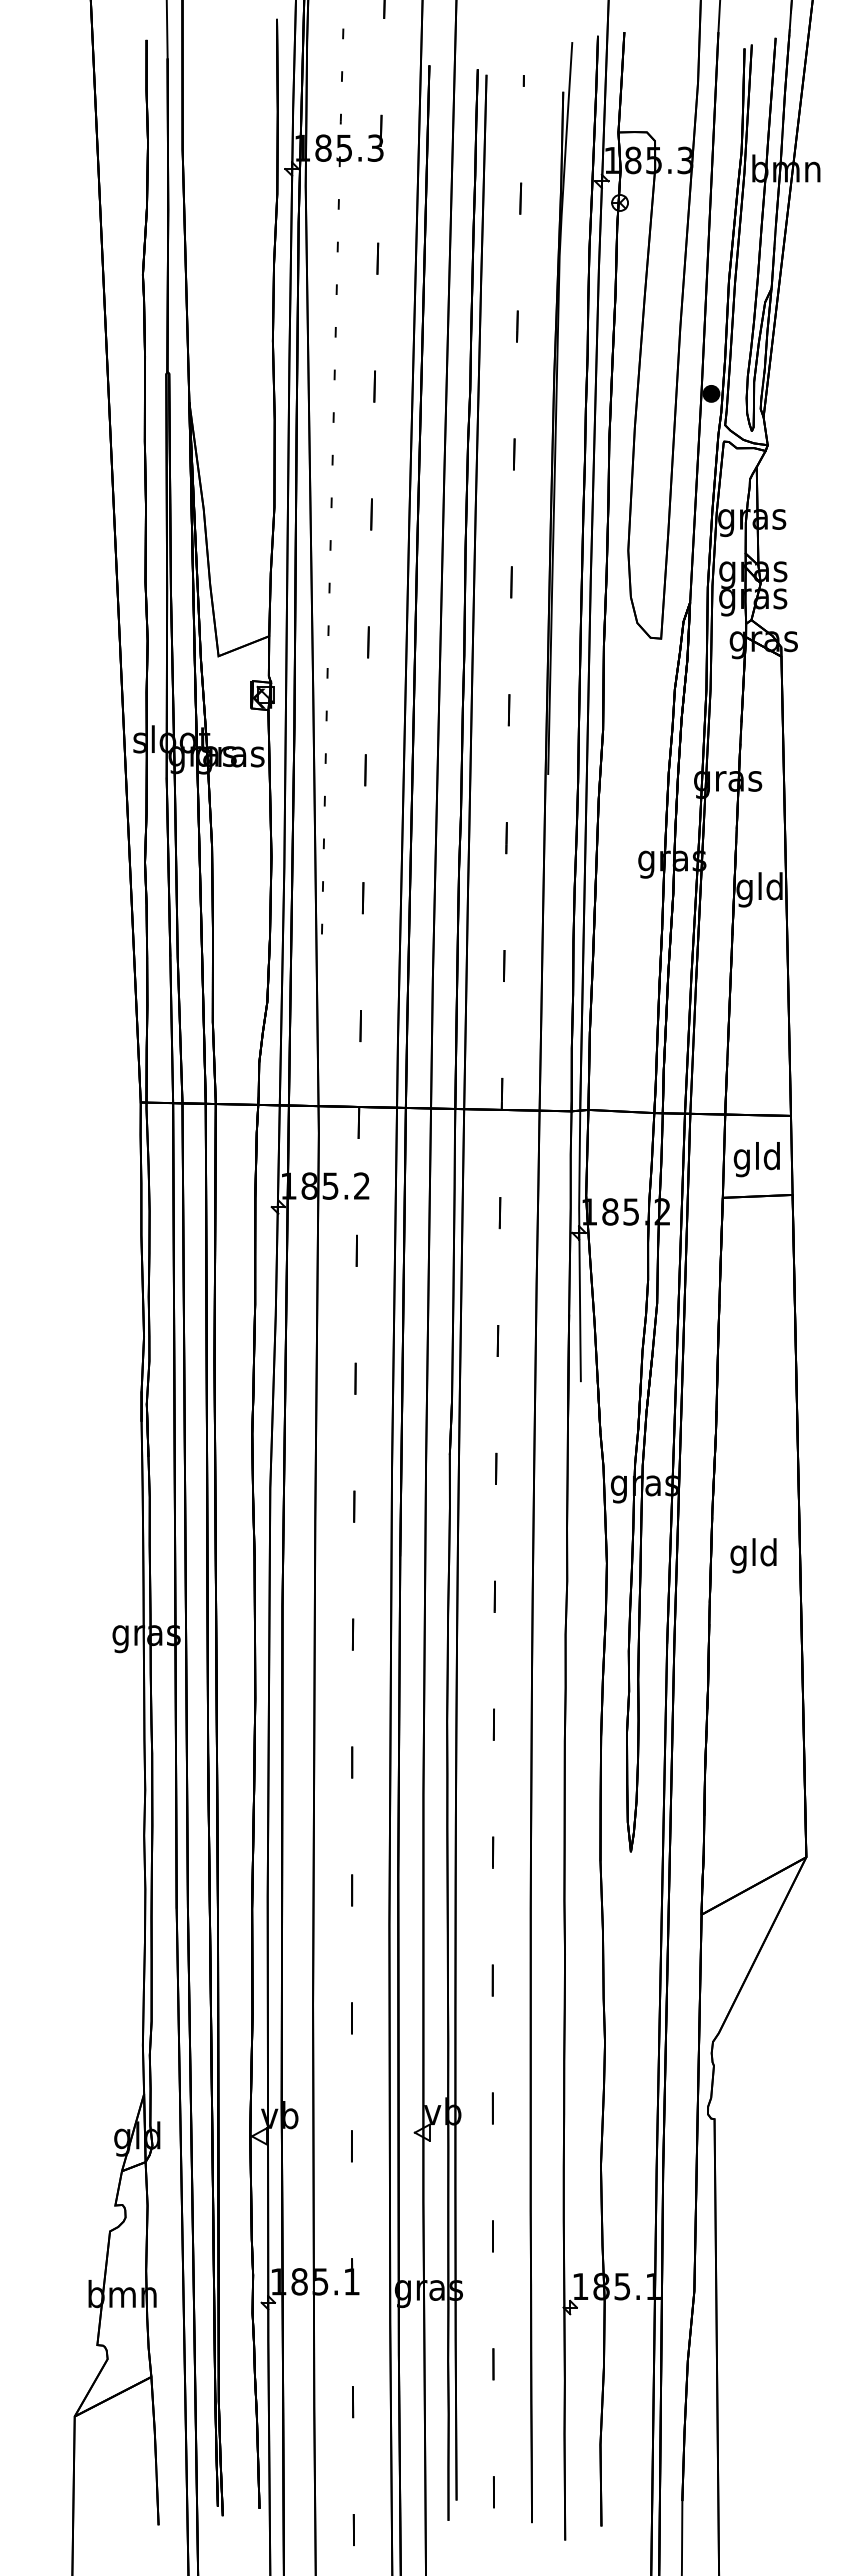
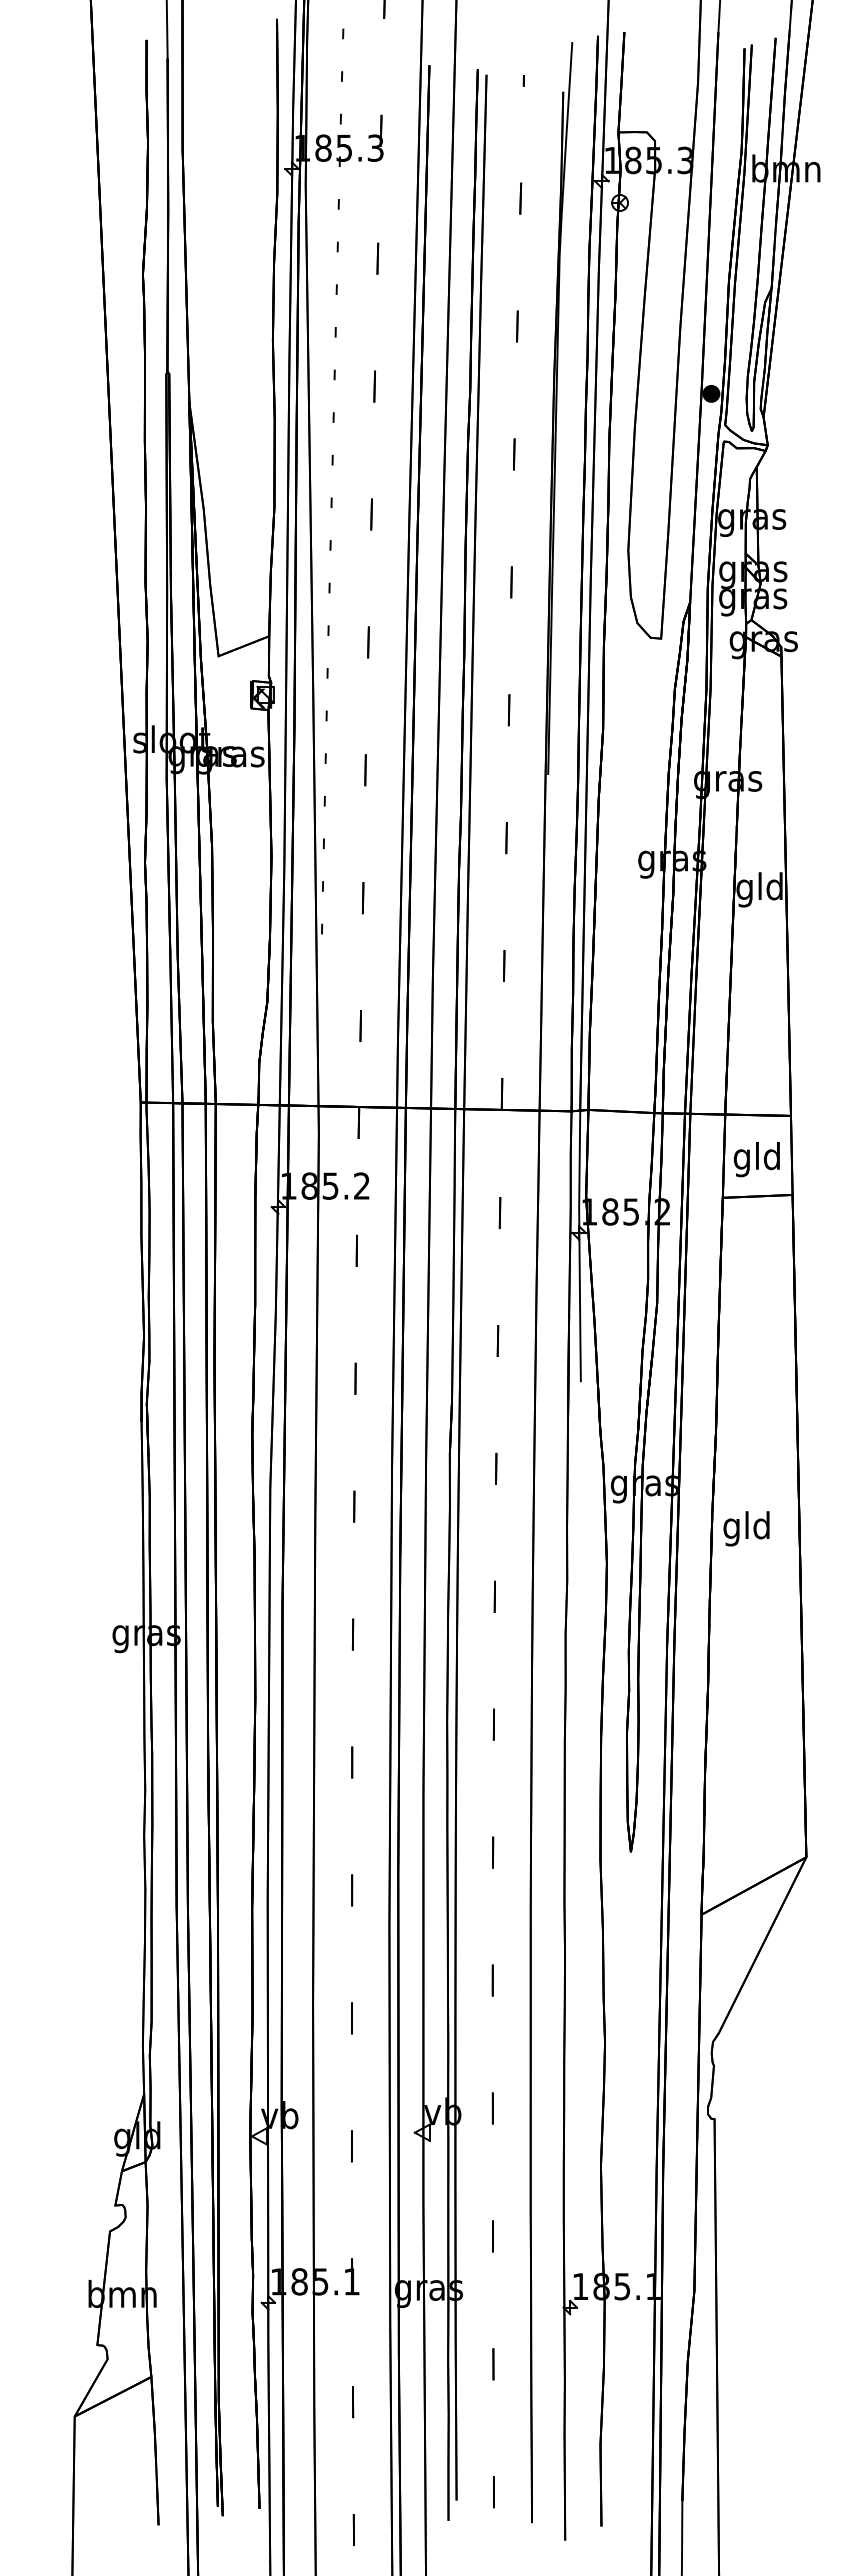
text position: (753, 1555) -> (746, 1528) (746, 1528)
